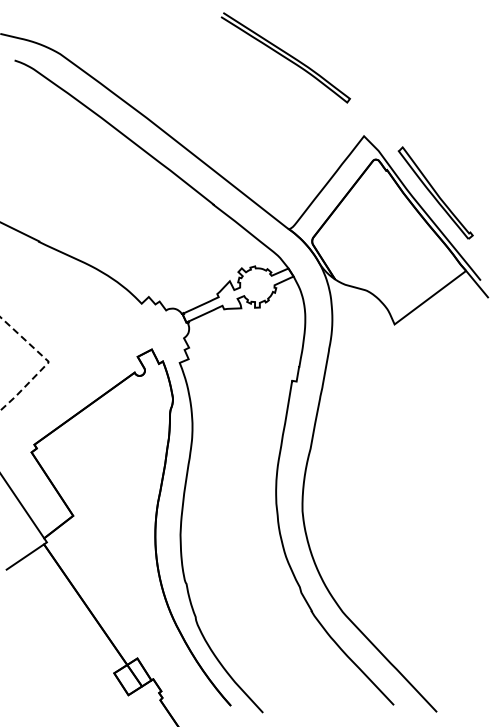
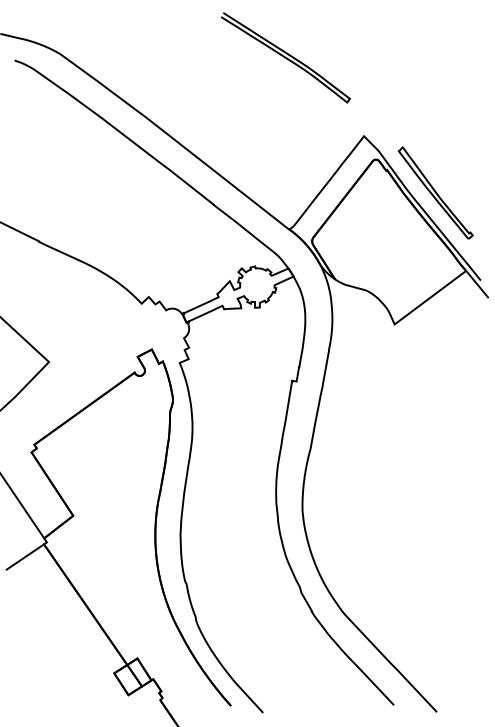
line: dashed -> solid (48, 362)
